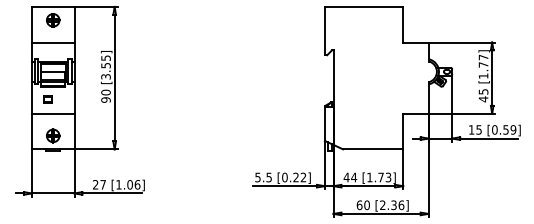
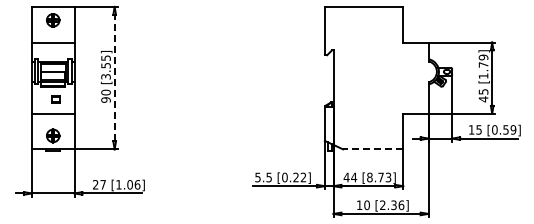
text: [1.77] -> [1.79] (483, 57)
line: solid -> dashed (114, 77)
part position: (47, 99) -> (55, 99) (55, 99)
line: solid -> dashed (372, 149)
text: [1.73] -> [8.73] (369, 177)
text: 60 -> 10 (359, 205)
